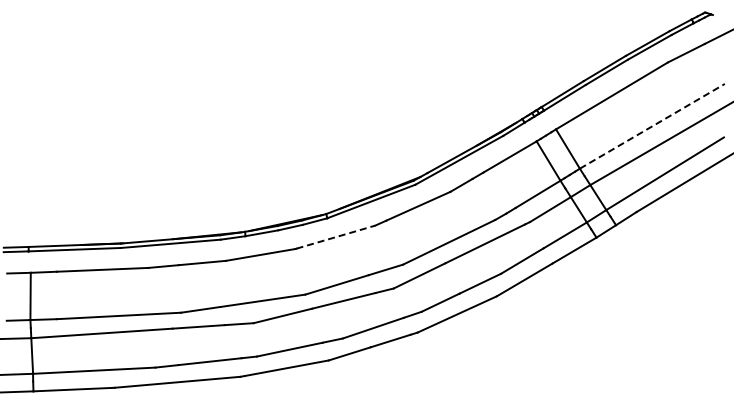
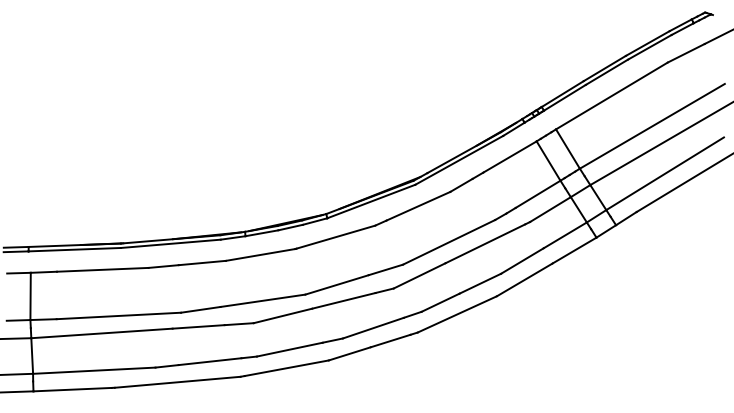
line: dashed -> solid (652, 126)
line: dashed -> solid (336, 237)
